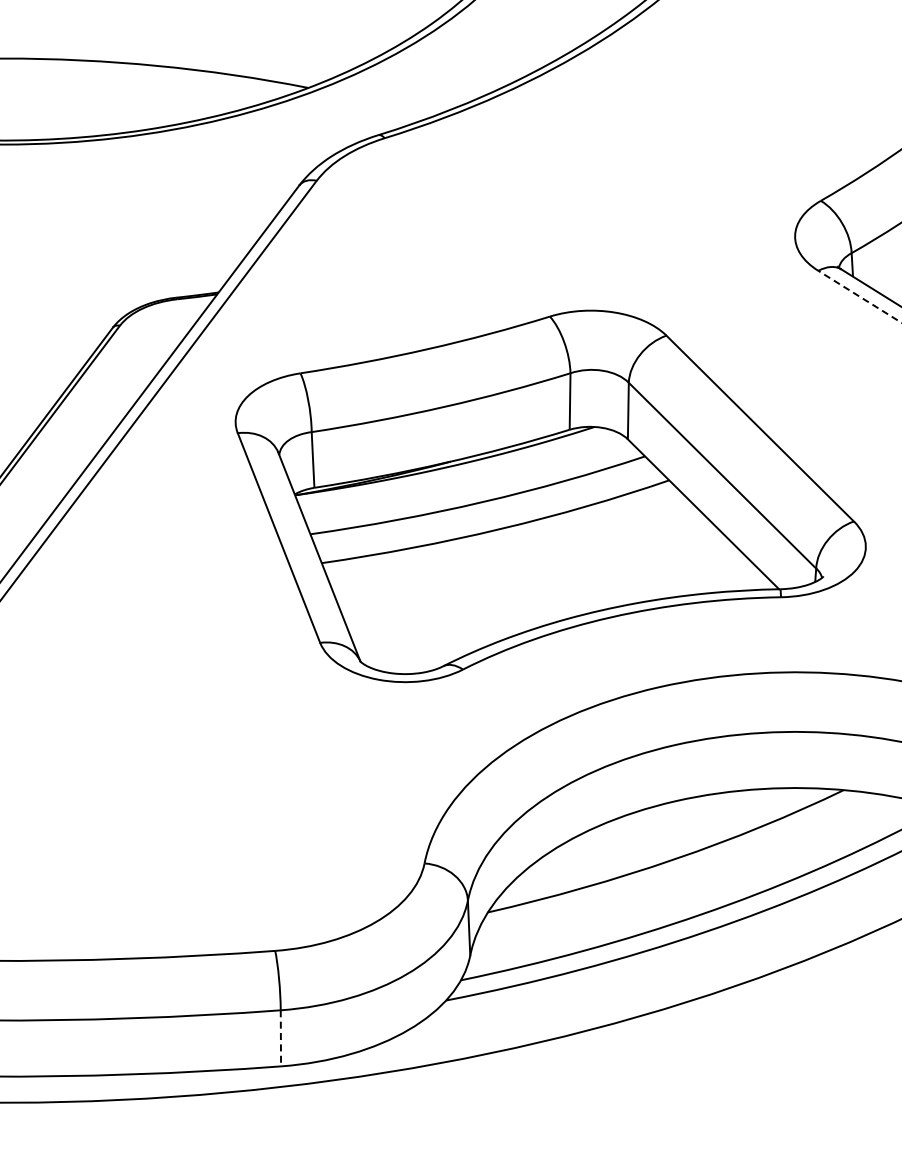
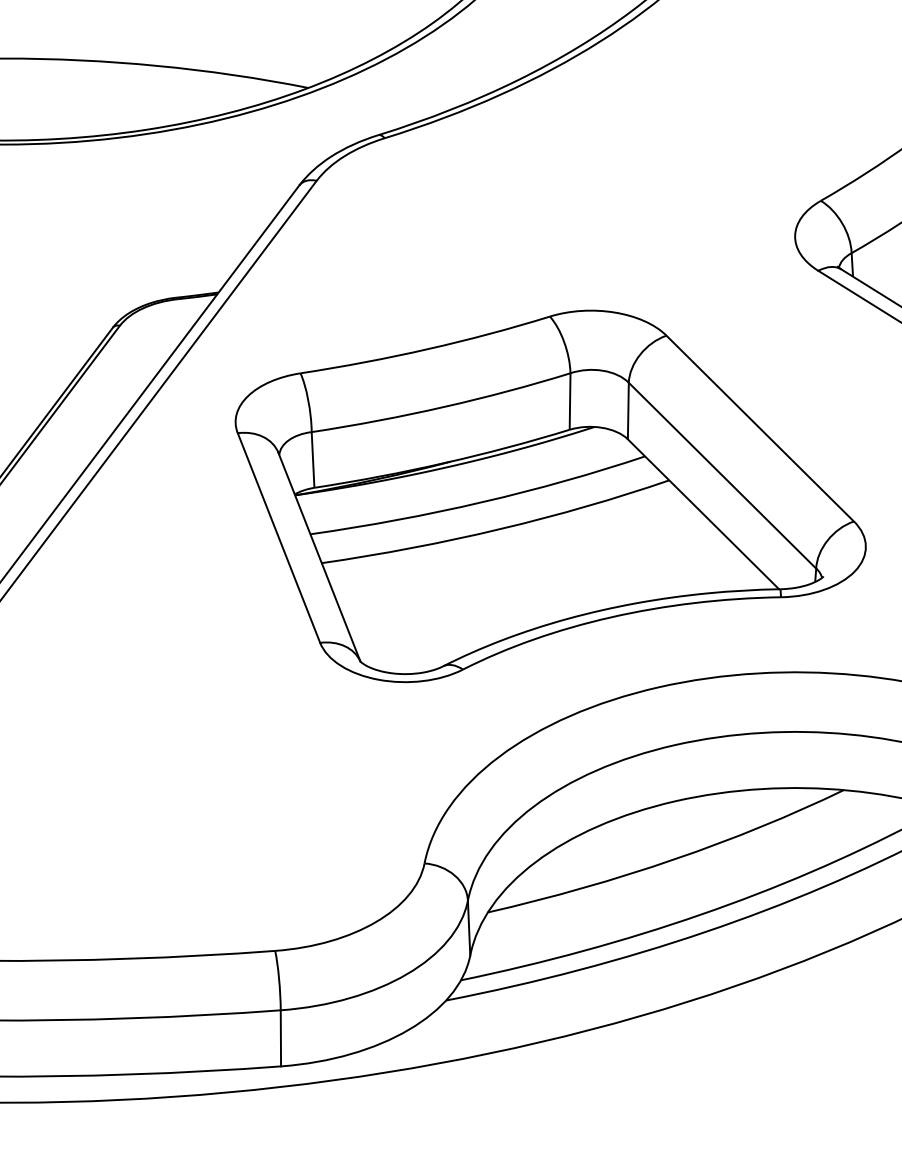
line: dashed -> solid (859, 296)
line: dashed -> solid (280, 1038)
